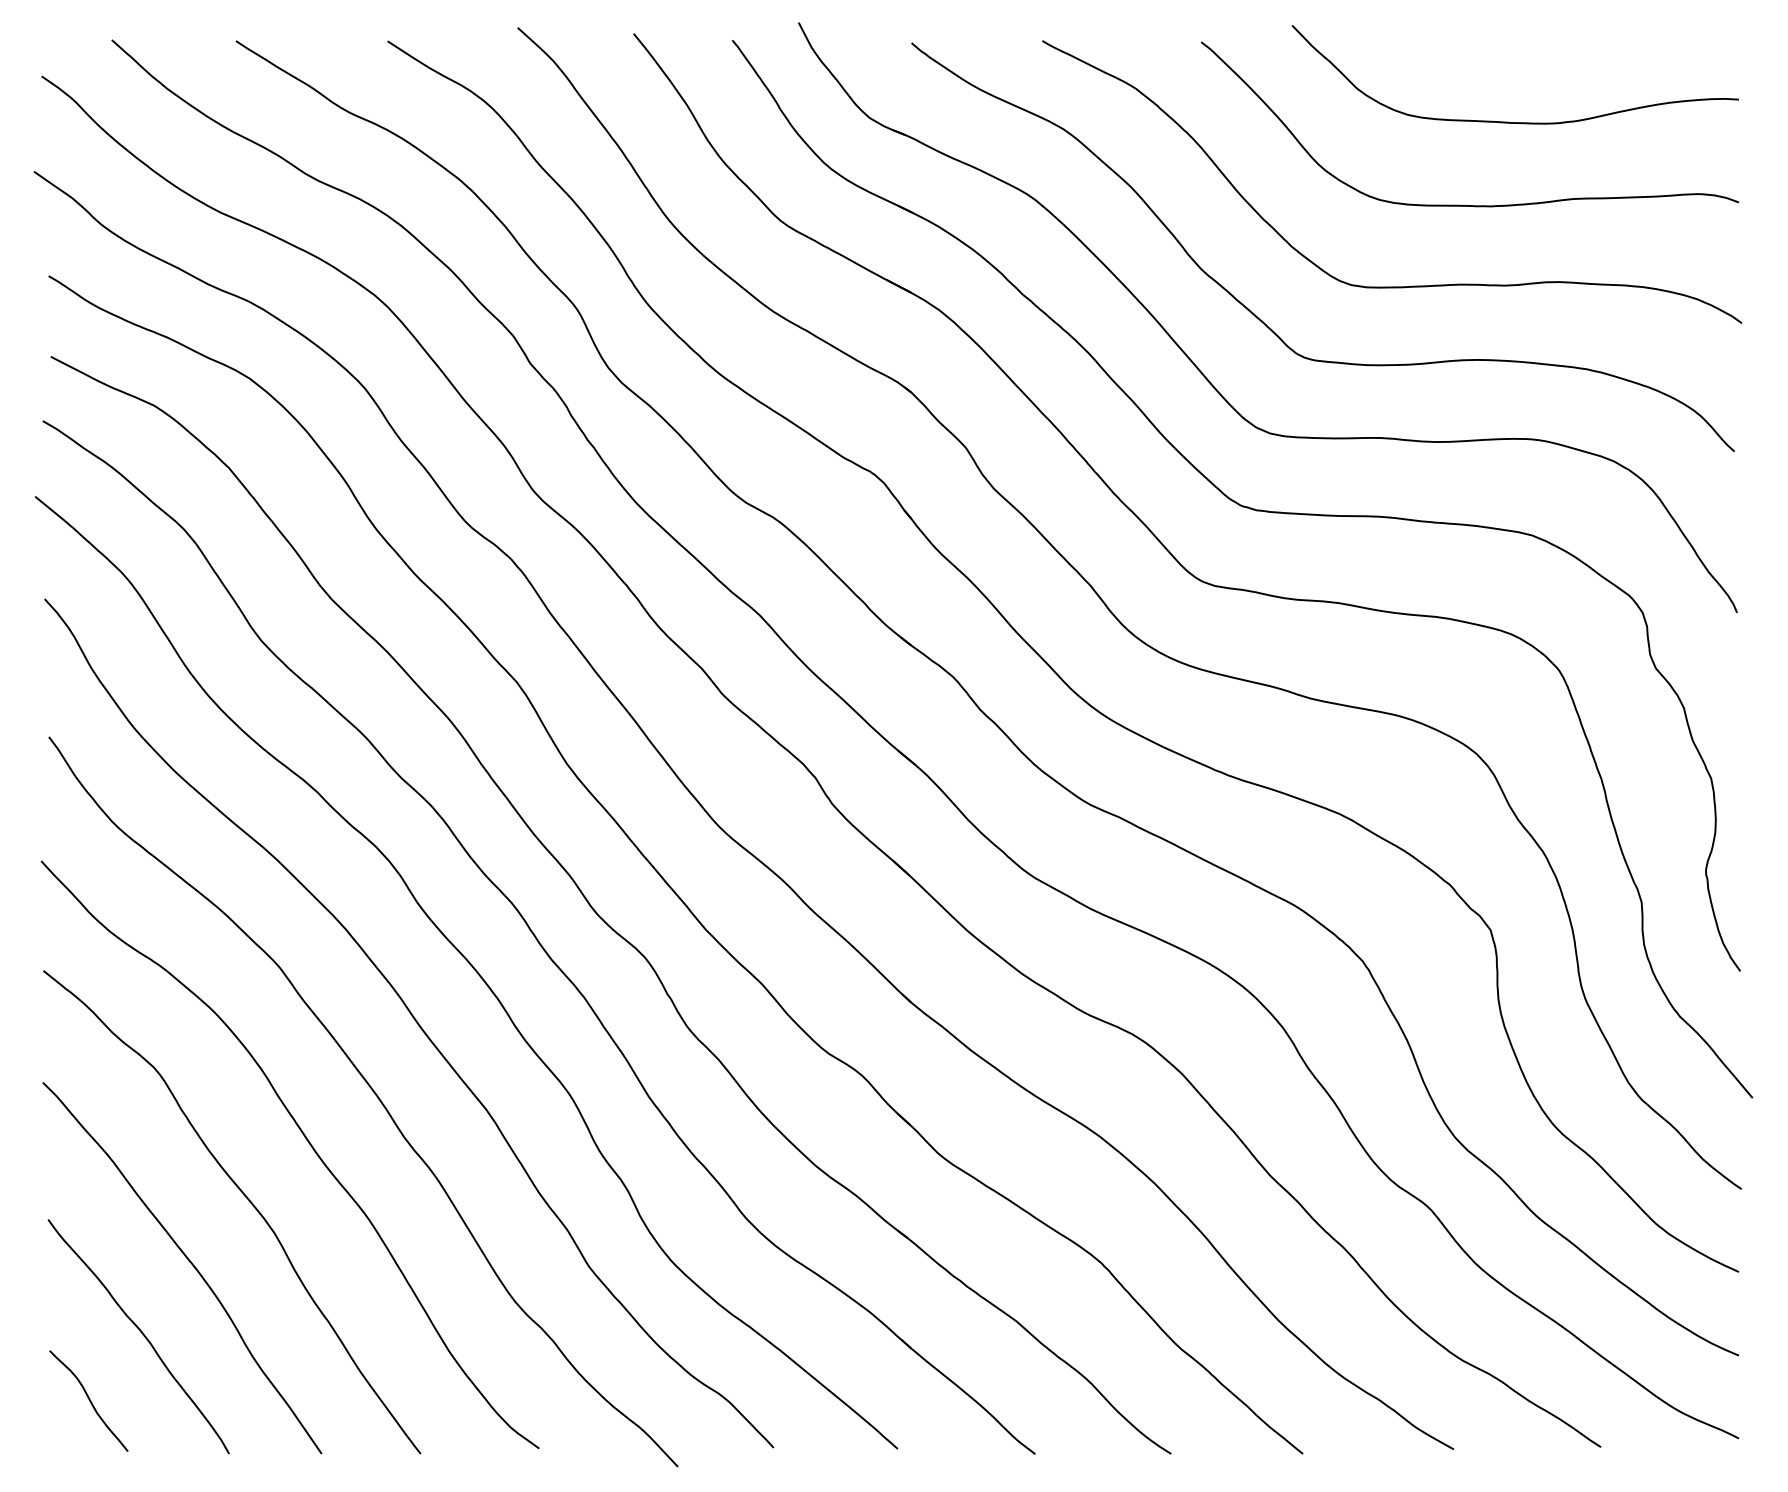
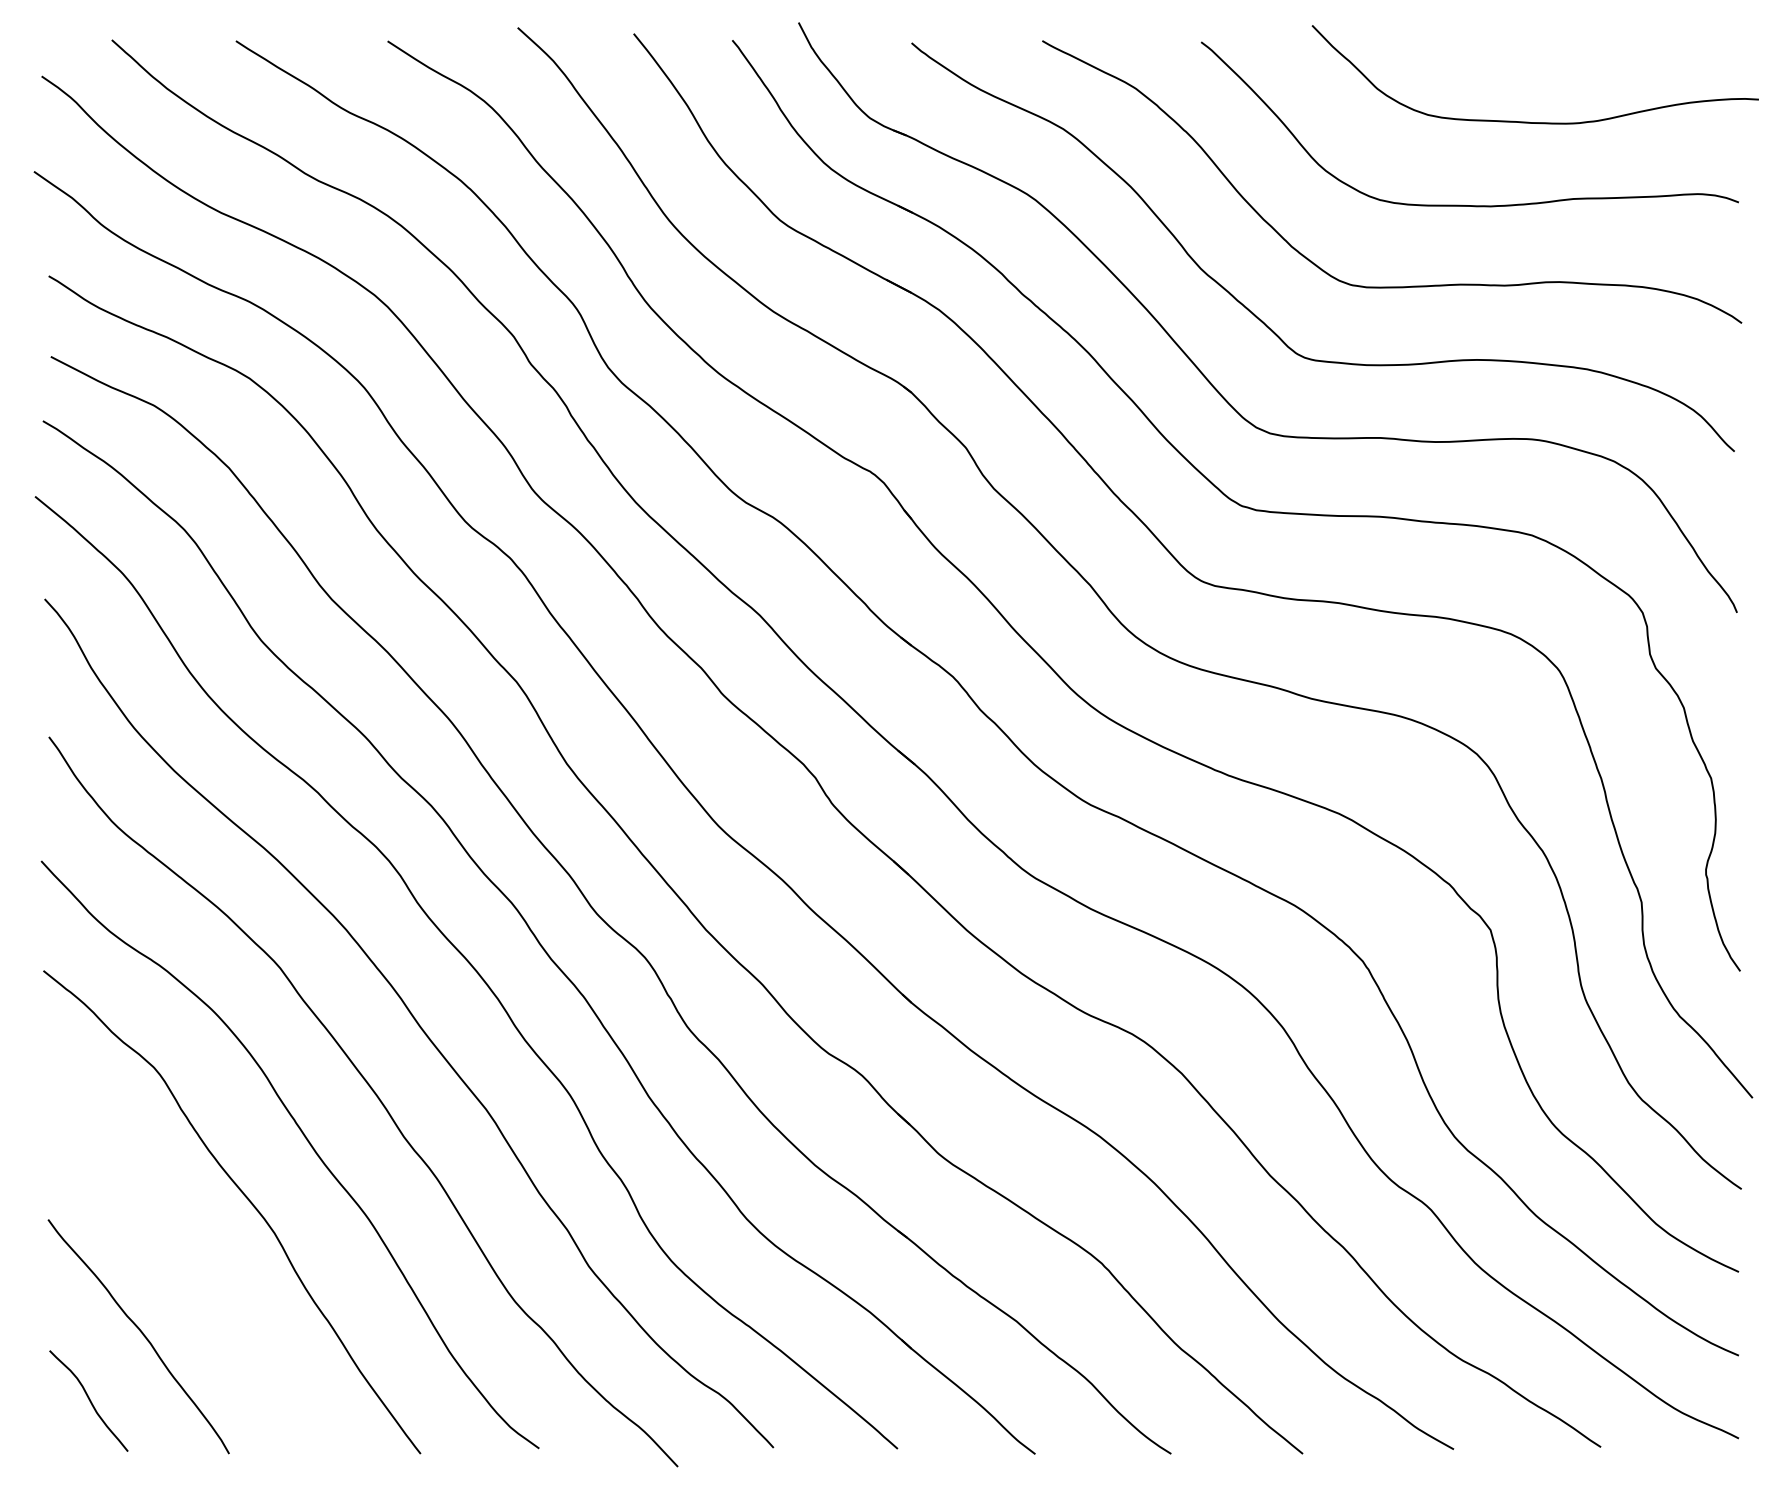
curve position: (1508, 121) -> (1528, 121) (1528, 121)
curve: present -> none (188, 1261)
